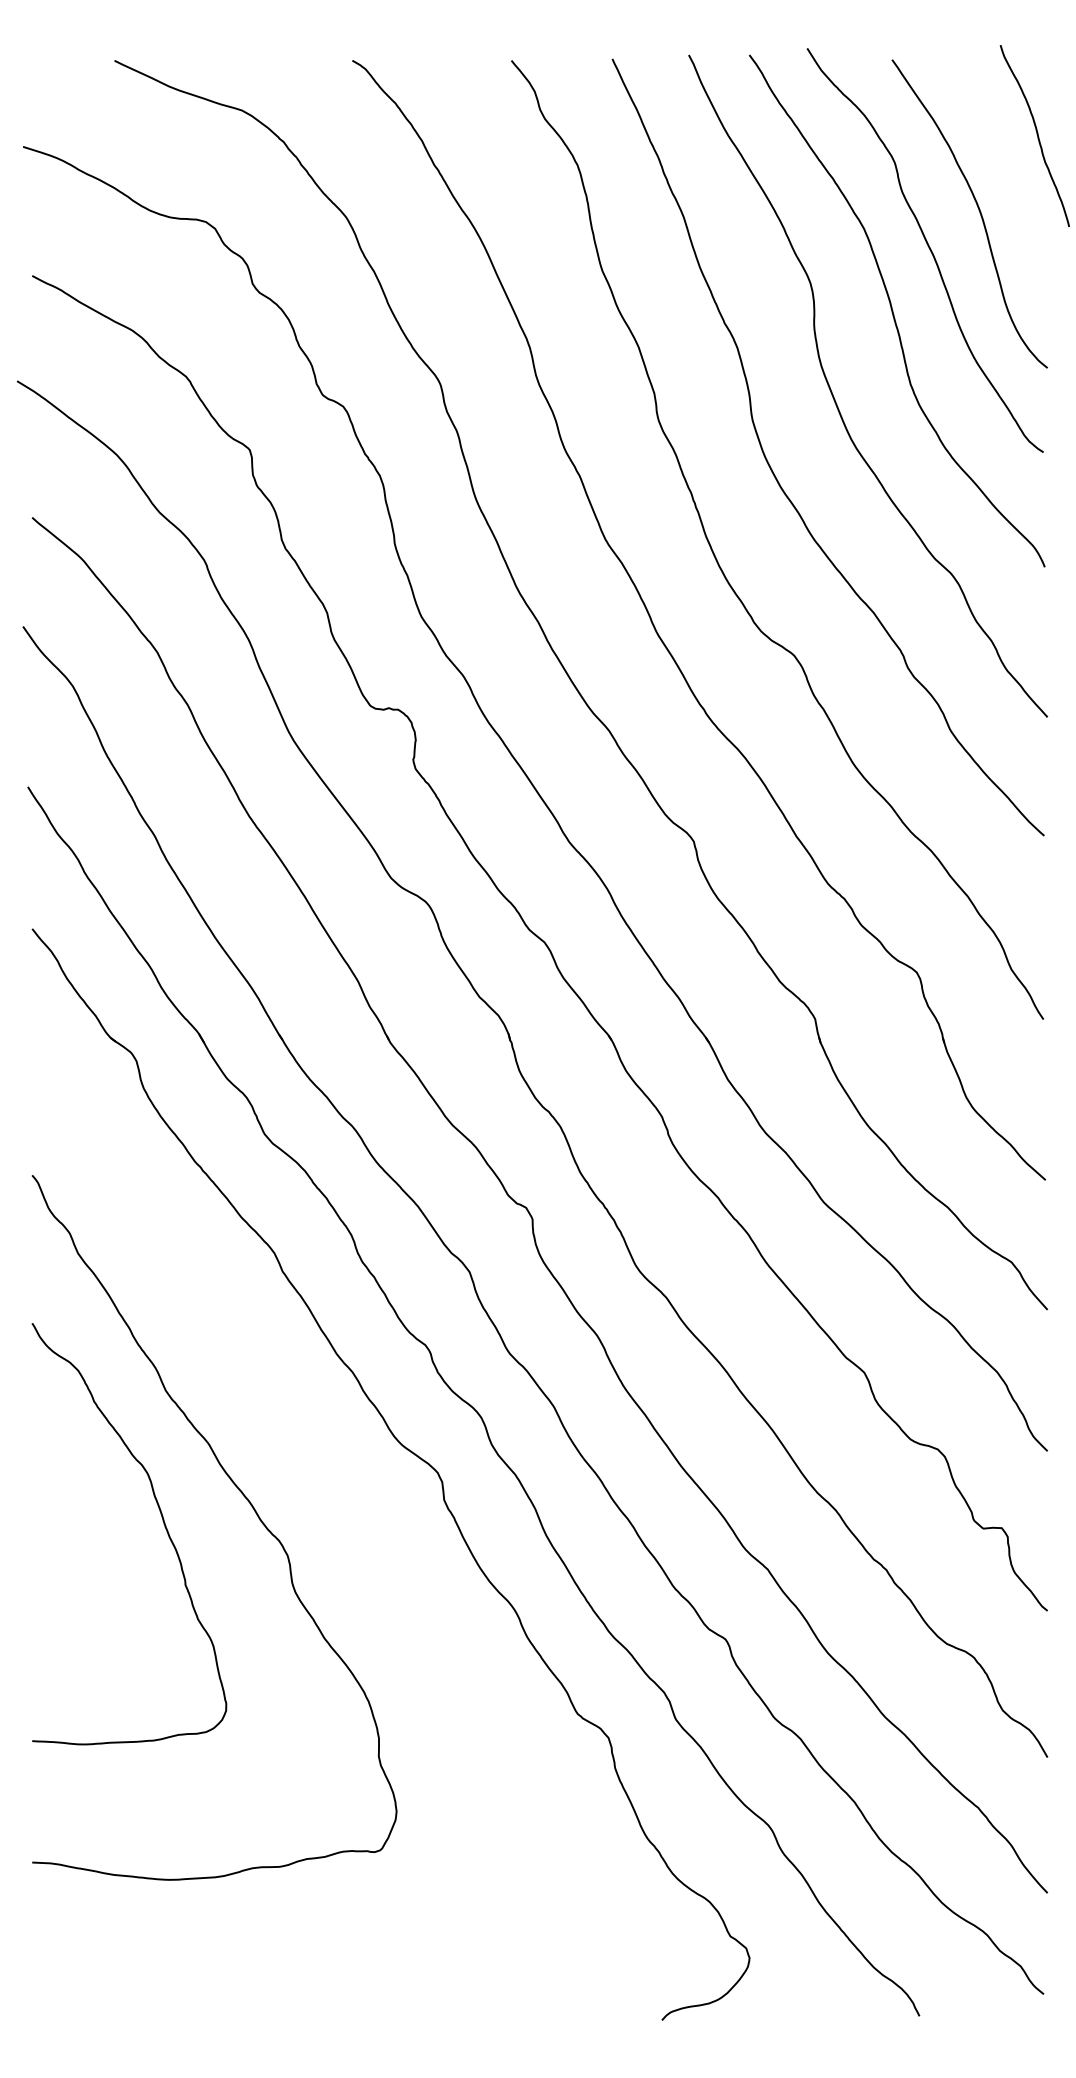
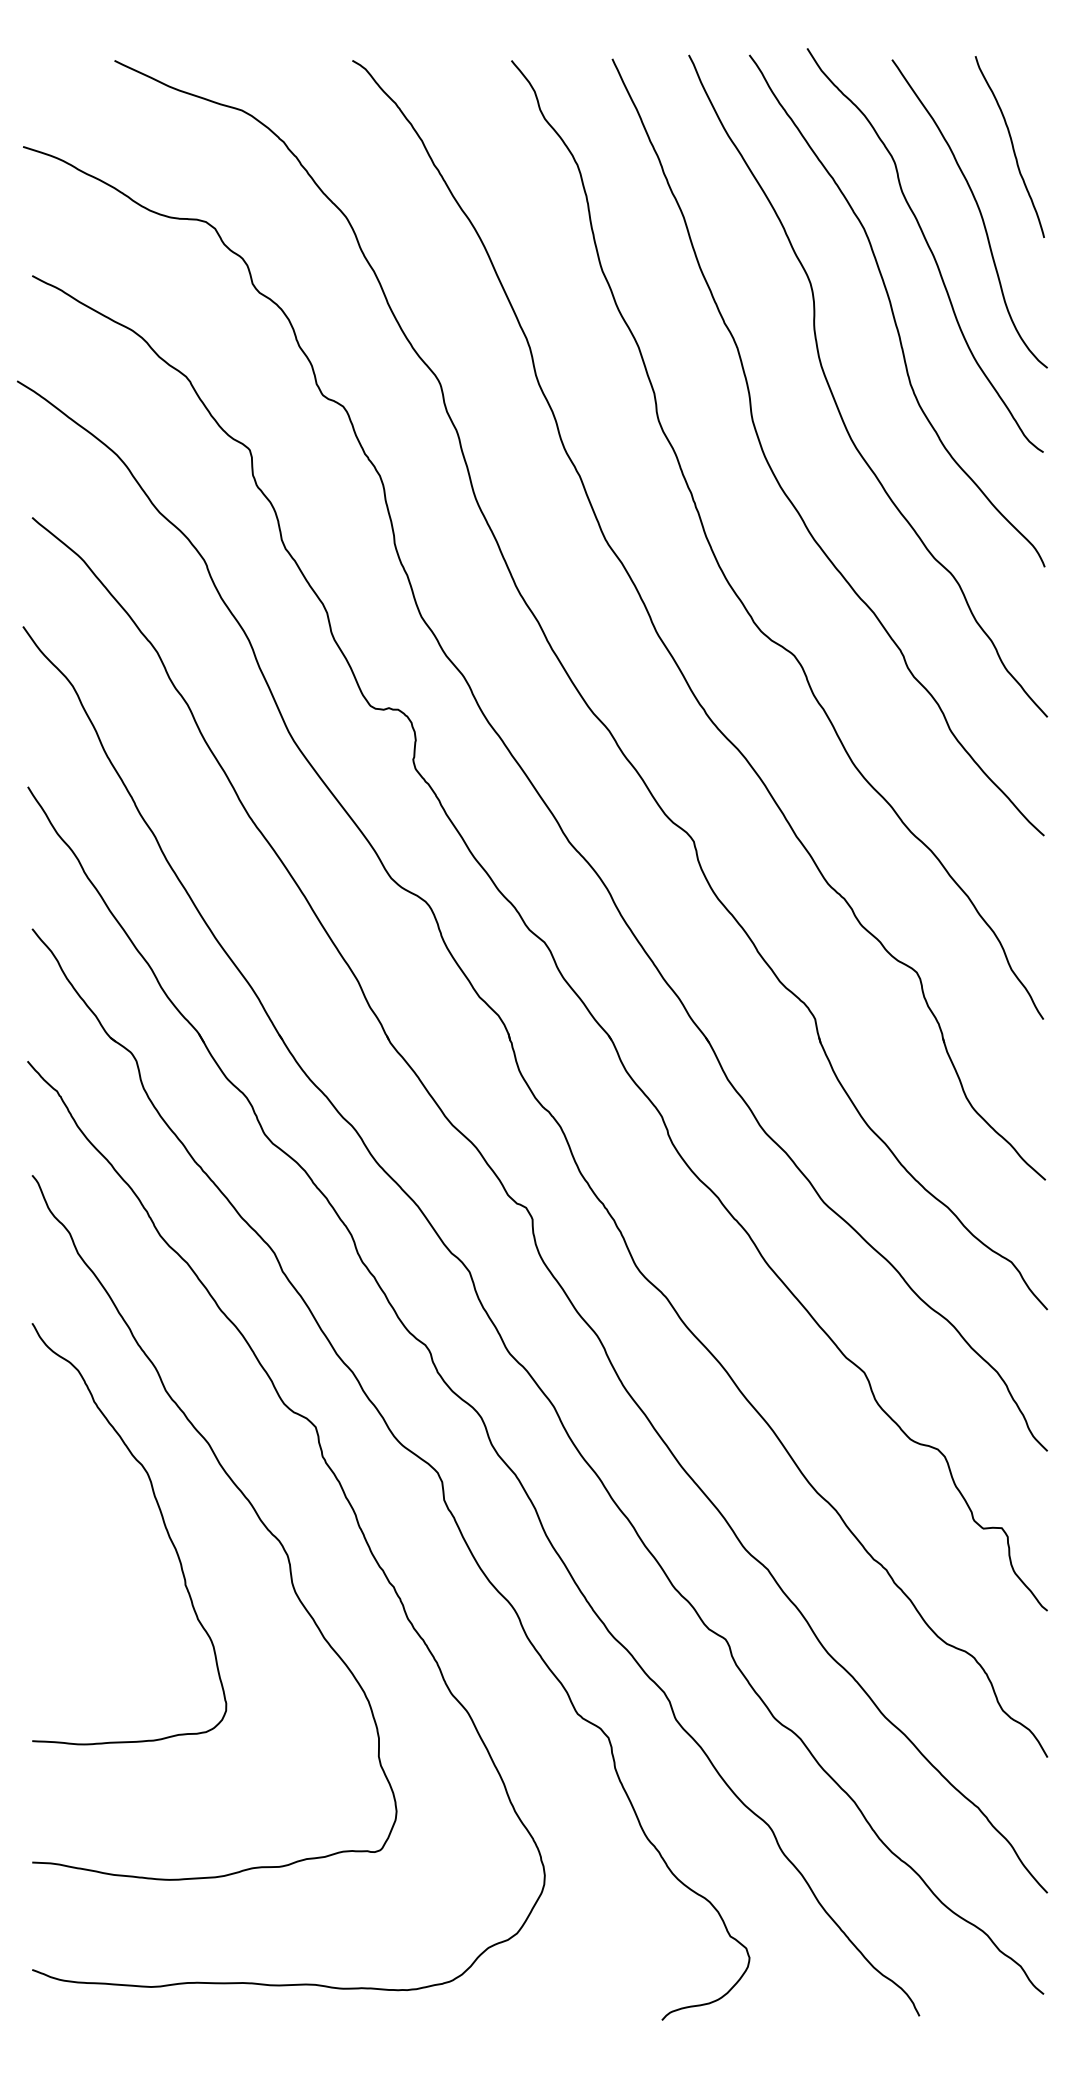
curve position: (1036, 134) -> (1011, 145) (1011, 145)
curve: none -> present (344, 1496)
